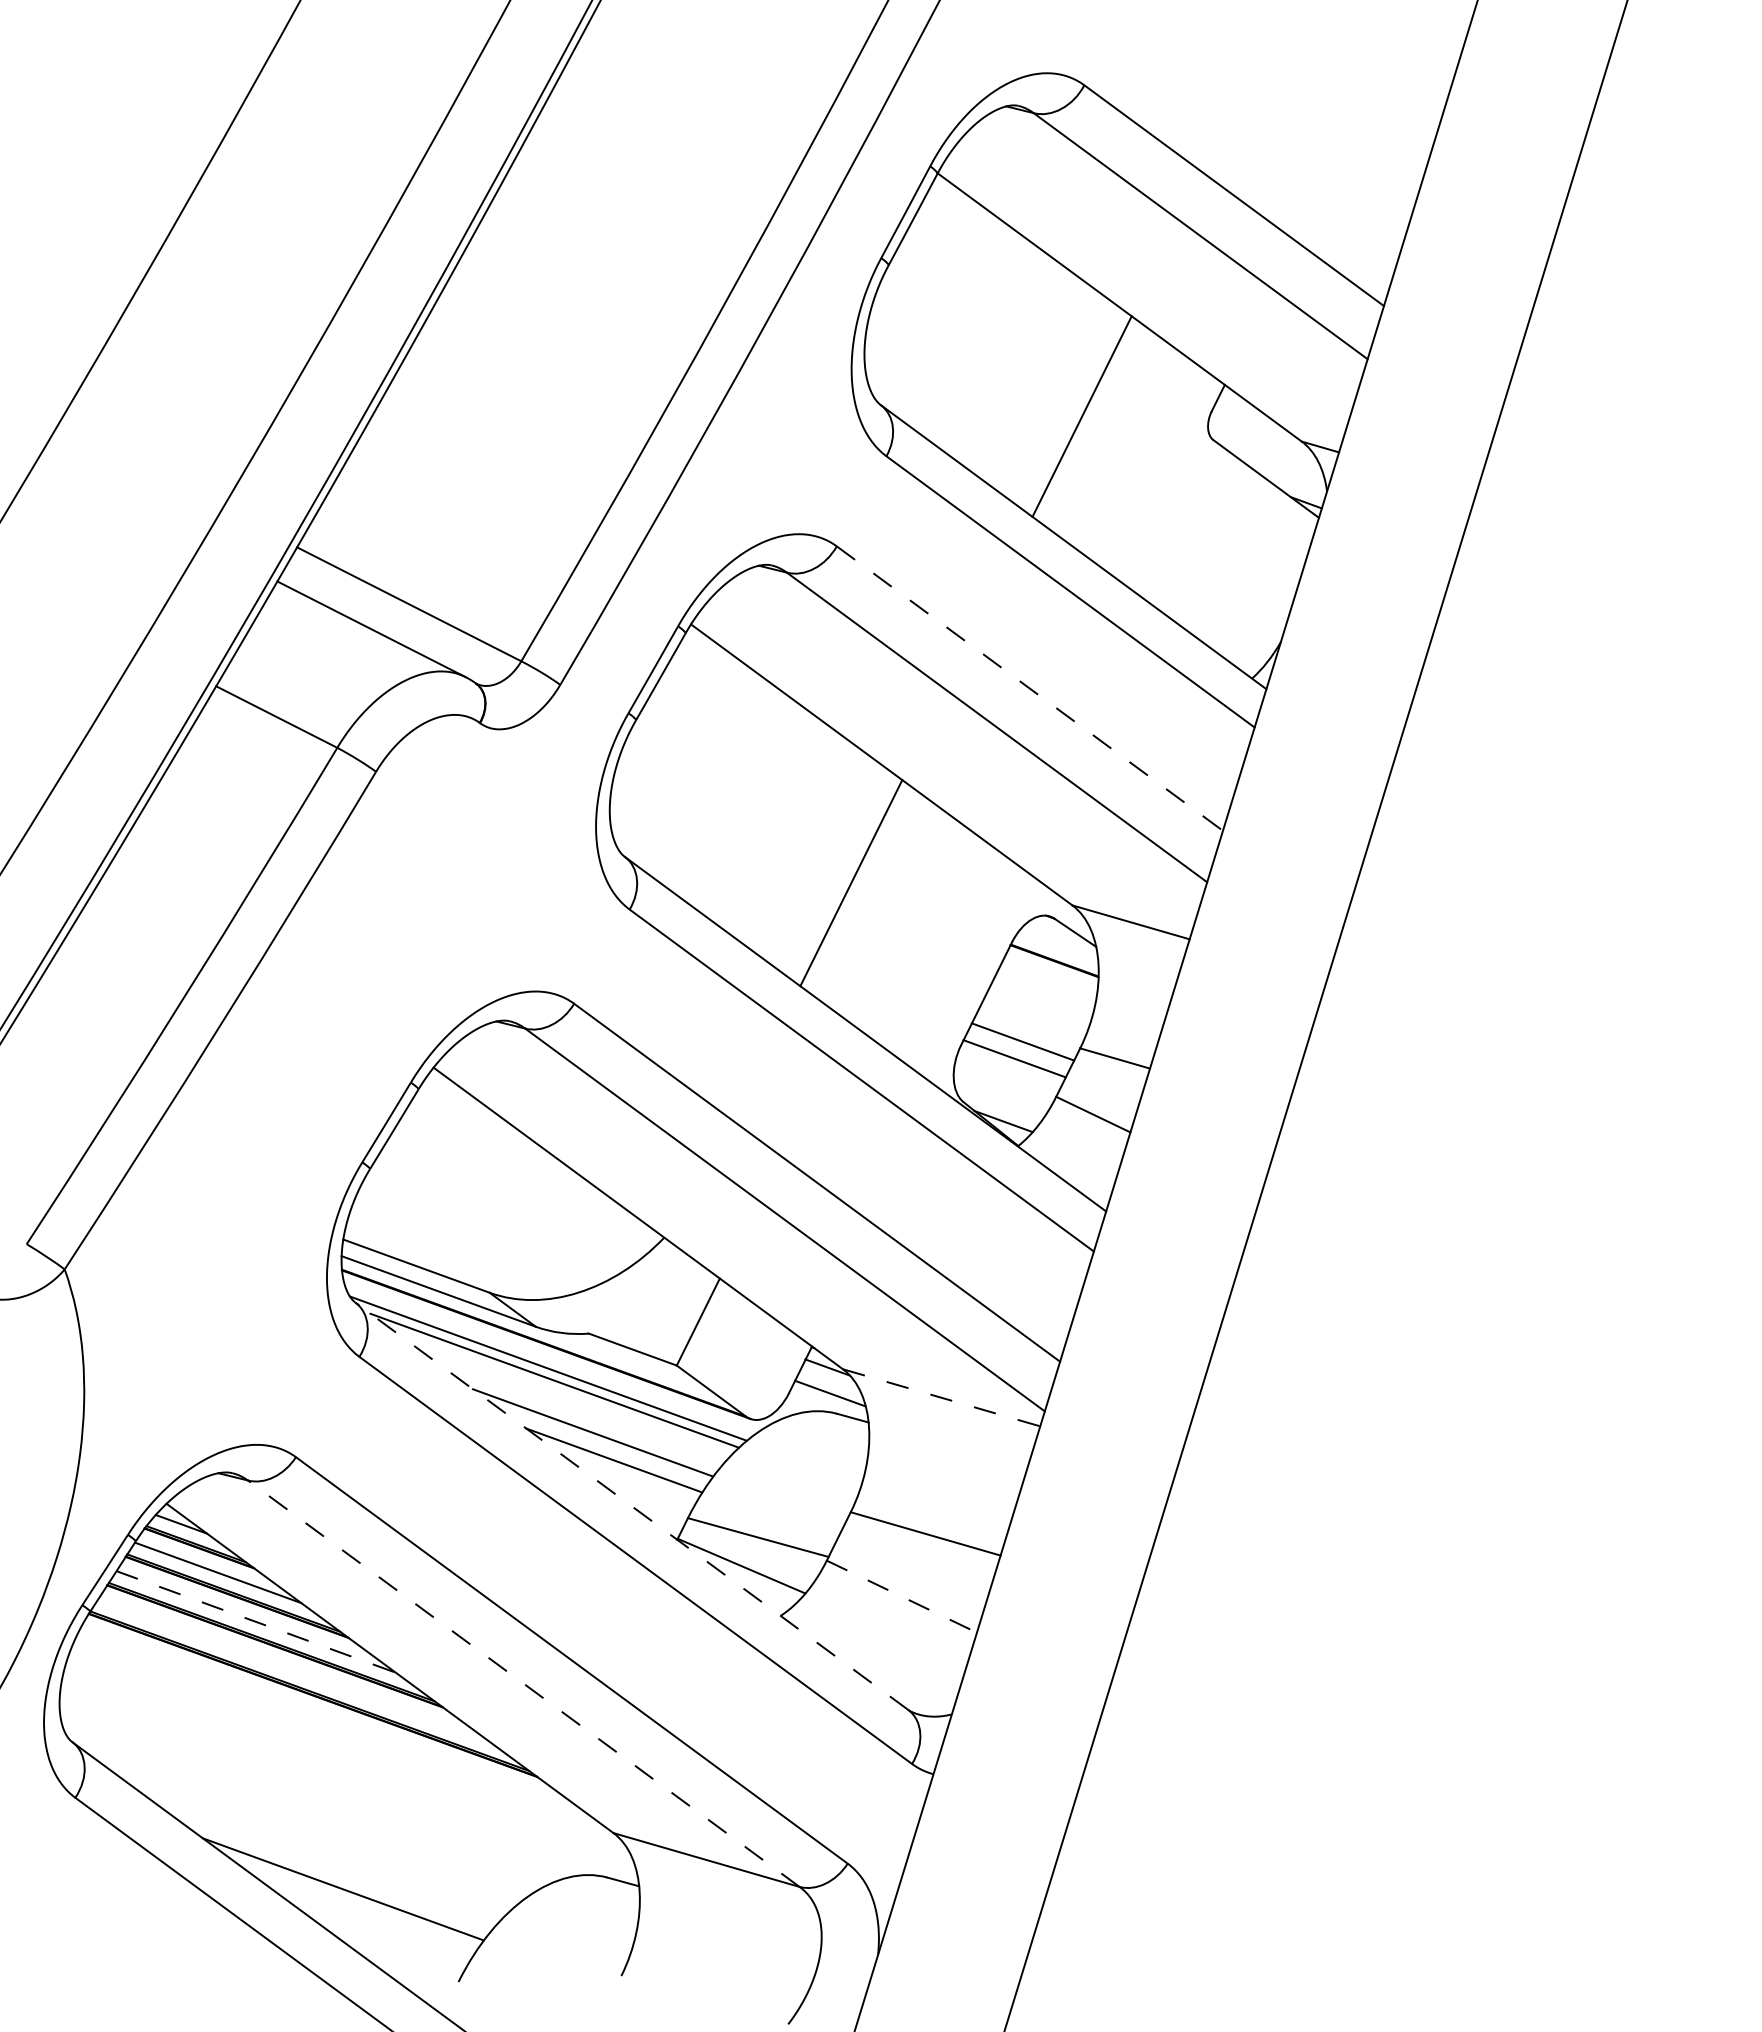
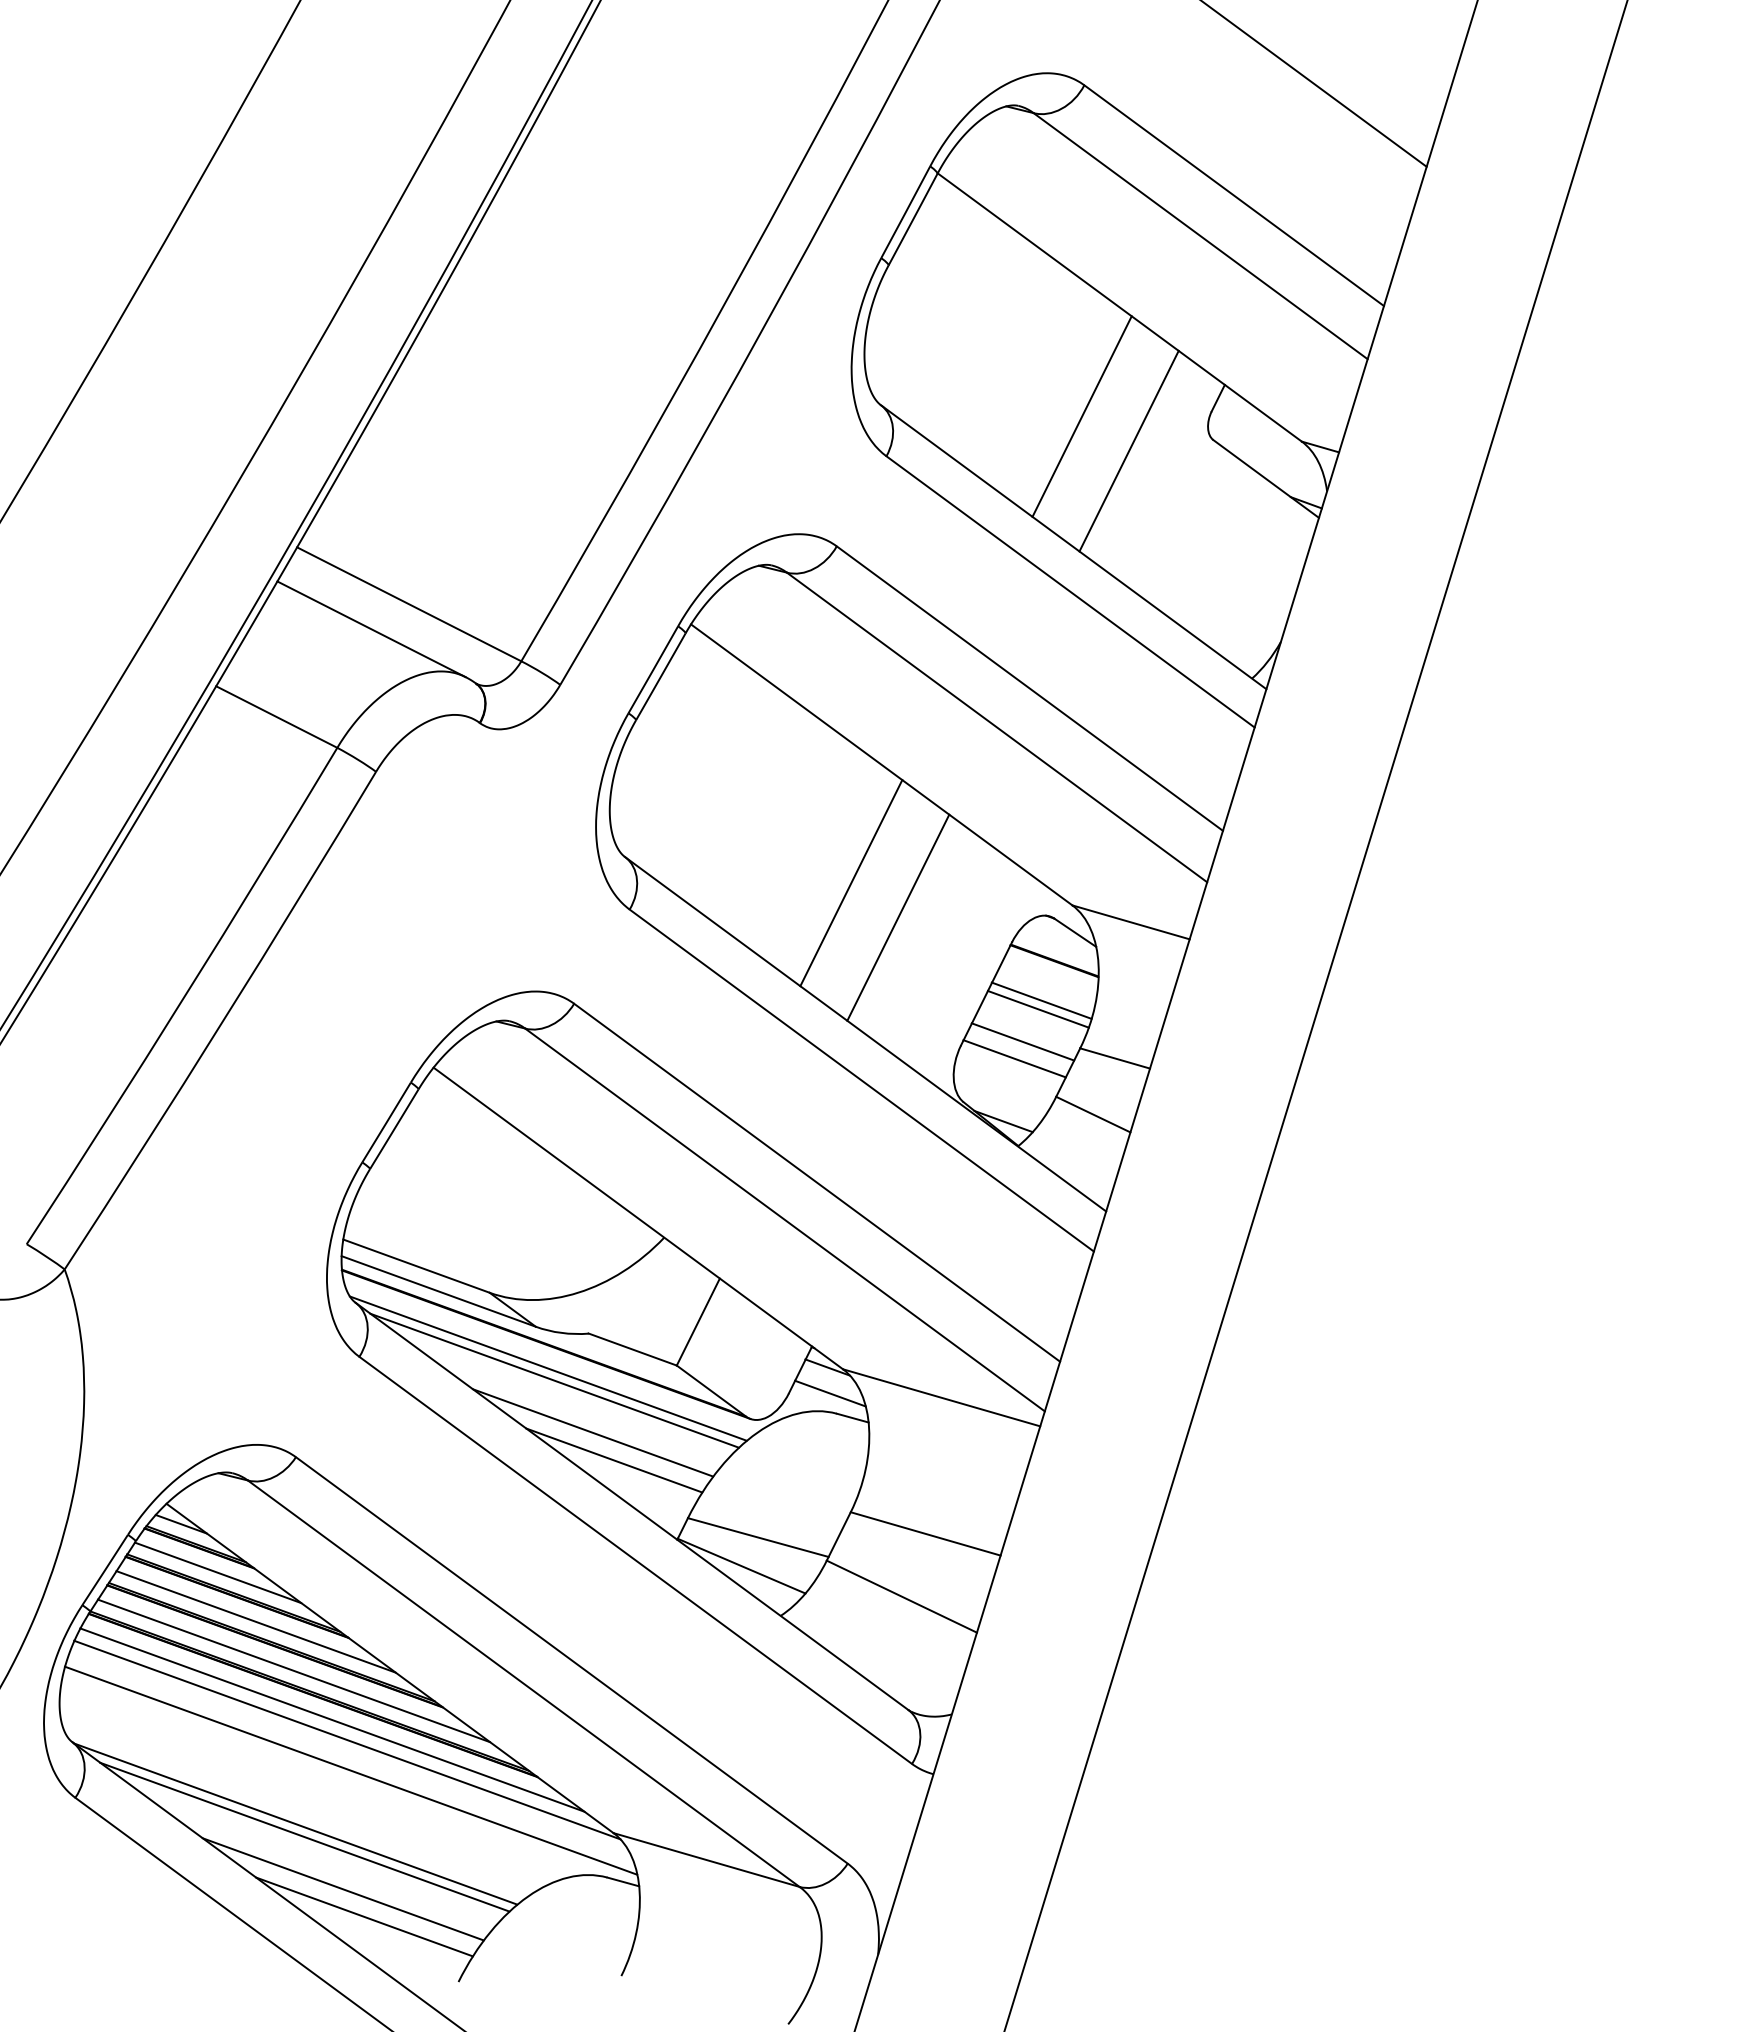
line: none -> present (1314, 84)
line: none -> present (1128, 450)
line: dashed -> solid (1029, 688)
line: none -> present (898, 917)
line: none -> present (1041, 1000)
line: none -> present (1037, 1009)
line: dashed -> solid (941, 1397)
line: dashed -> solid (631, 1506)
line: dashed -> solid (902, 1596)
line: dashed -> solid (256, 1621)
line: none -> present (293, 1670)
line: dashed -> solid (523, 1683)
line: none -> present (332, 1719)
line: none -> present (347, 1739)
line: none -> present (350, 1770)
line: none -> present (295, 1823)
line: none -> present (304, 1836)
line: none -> present (364, 1916)
